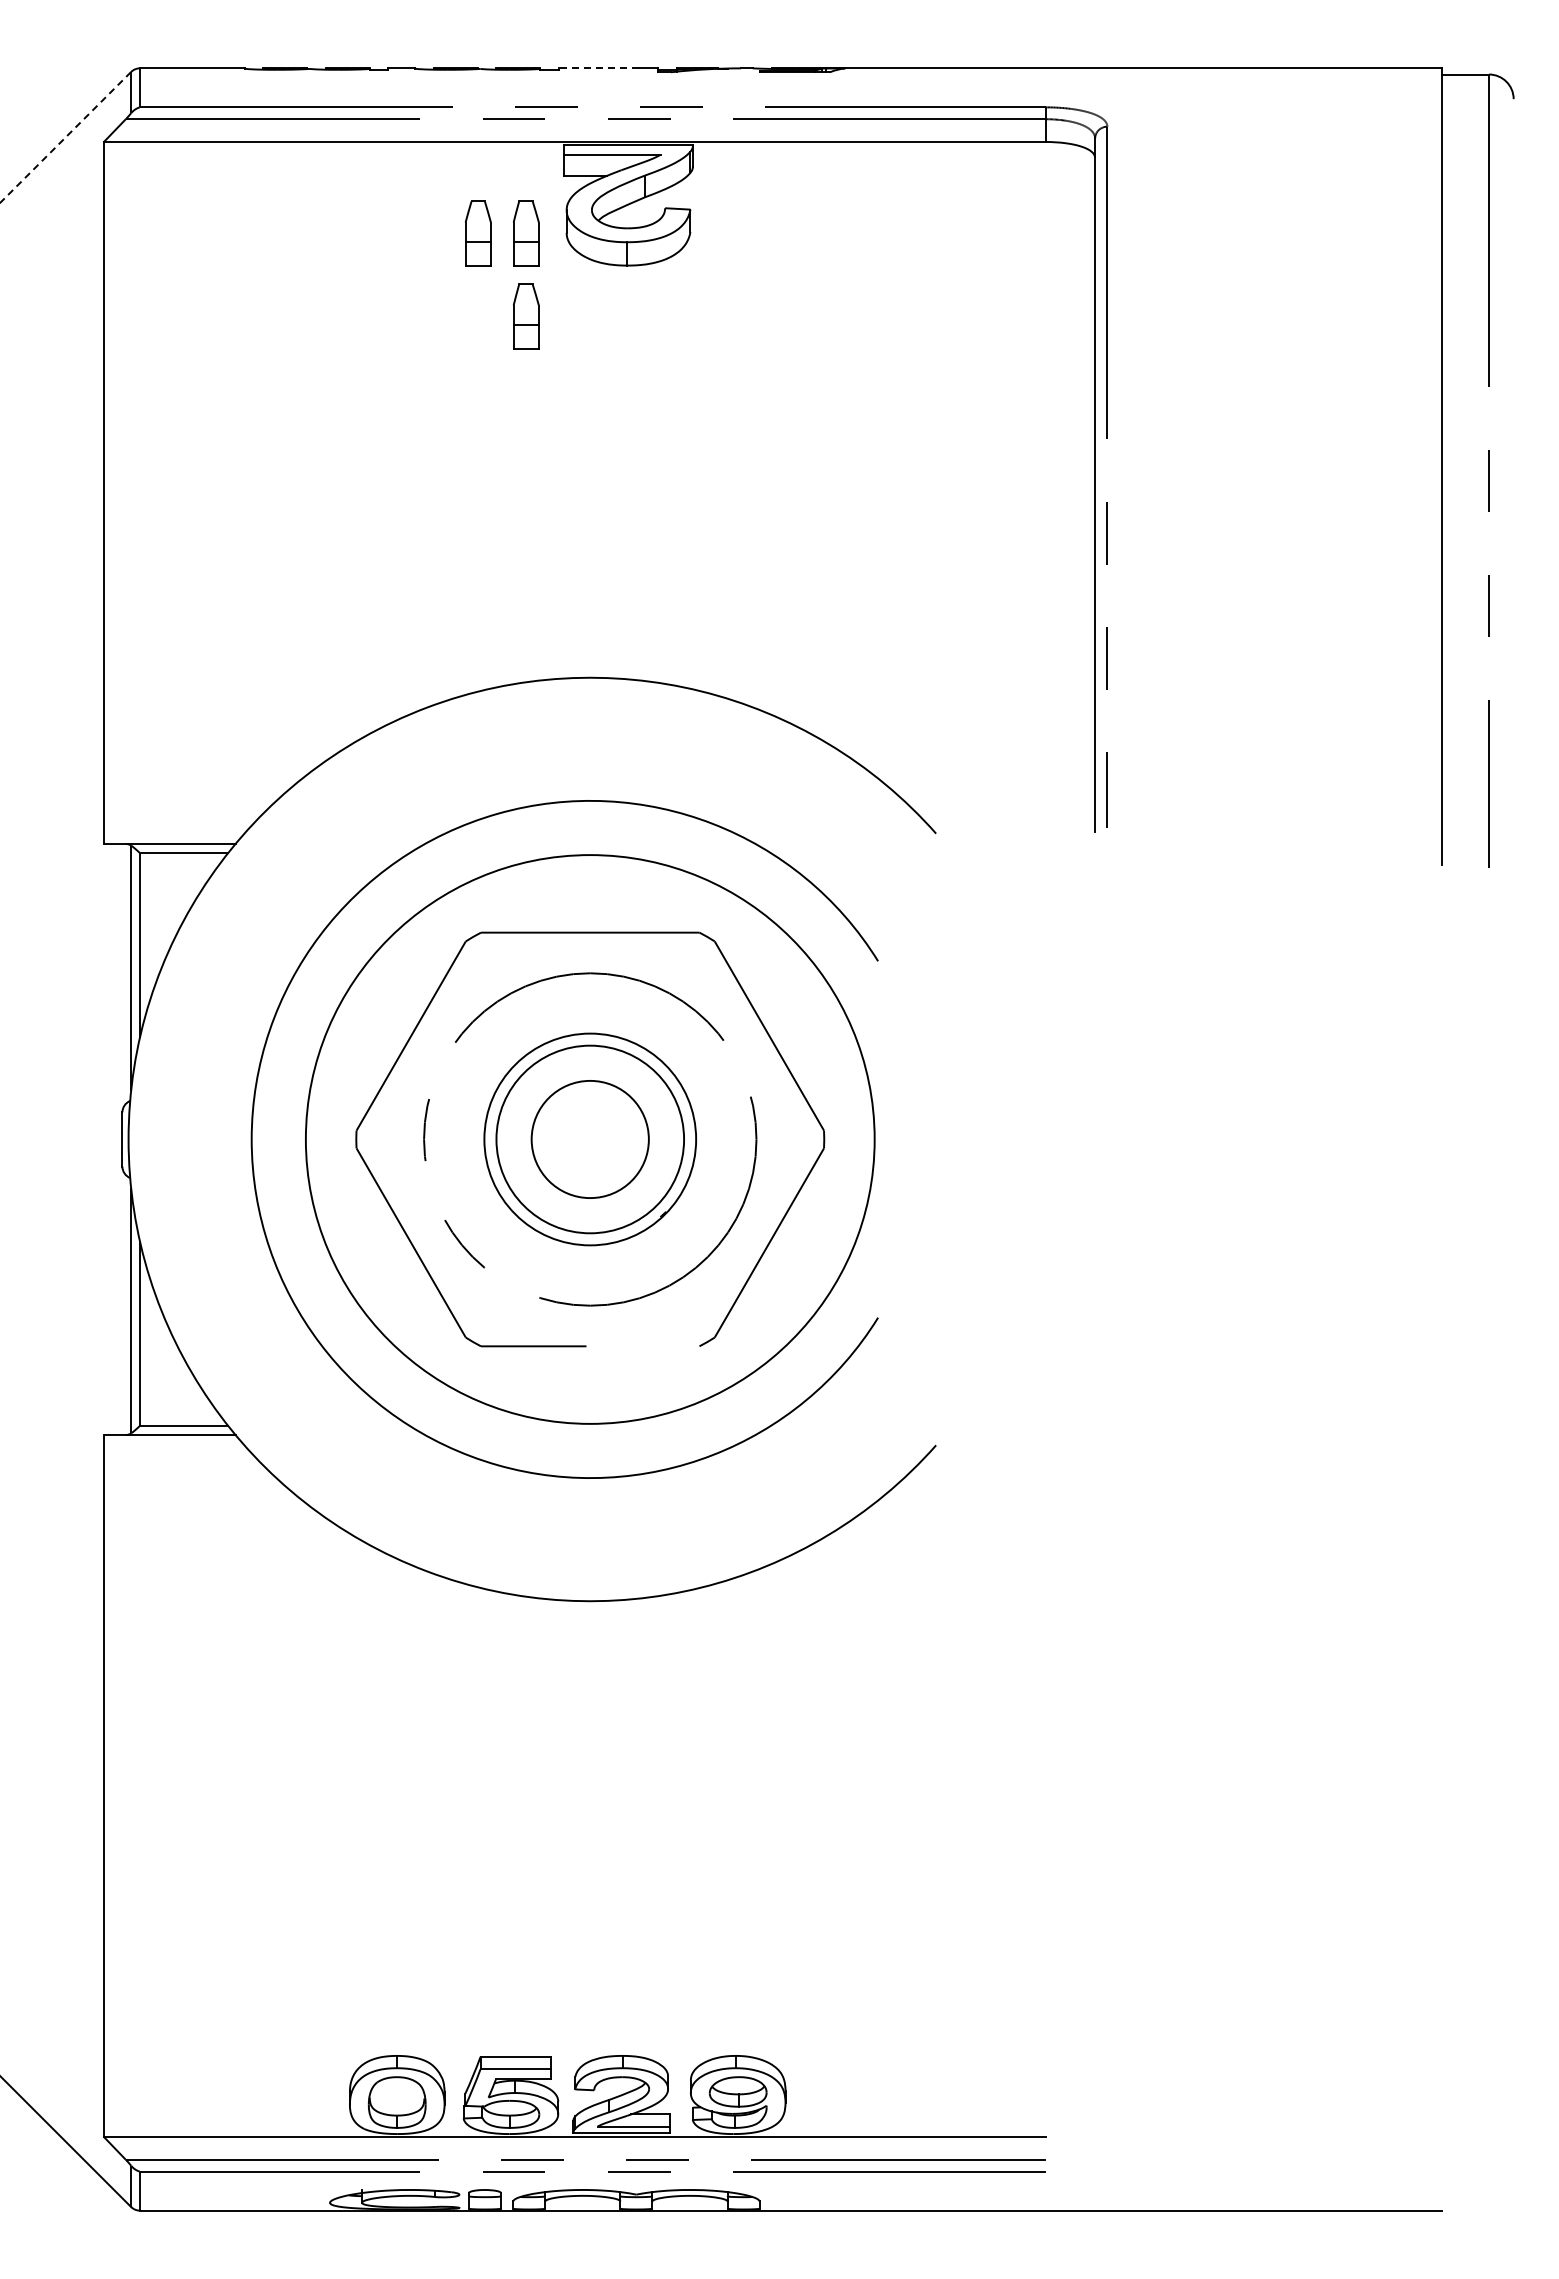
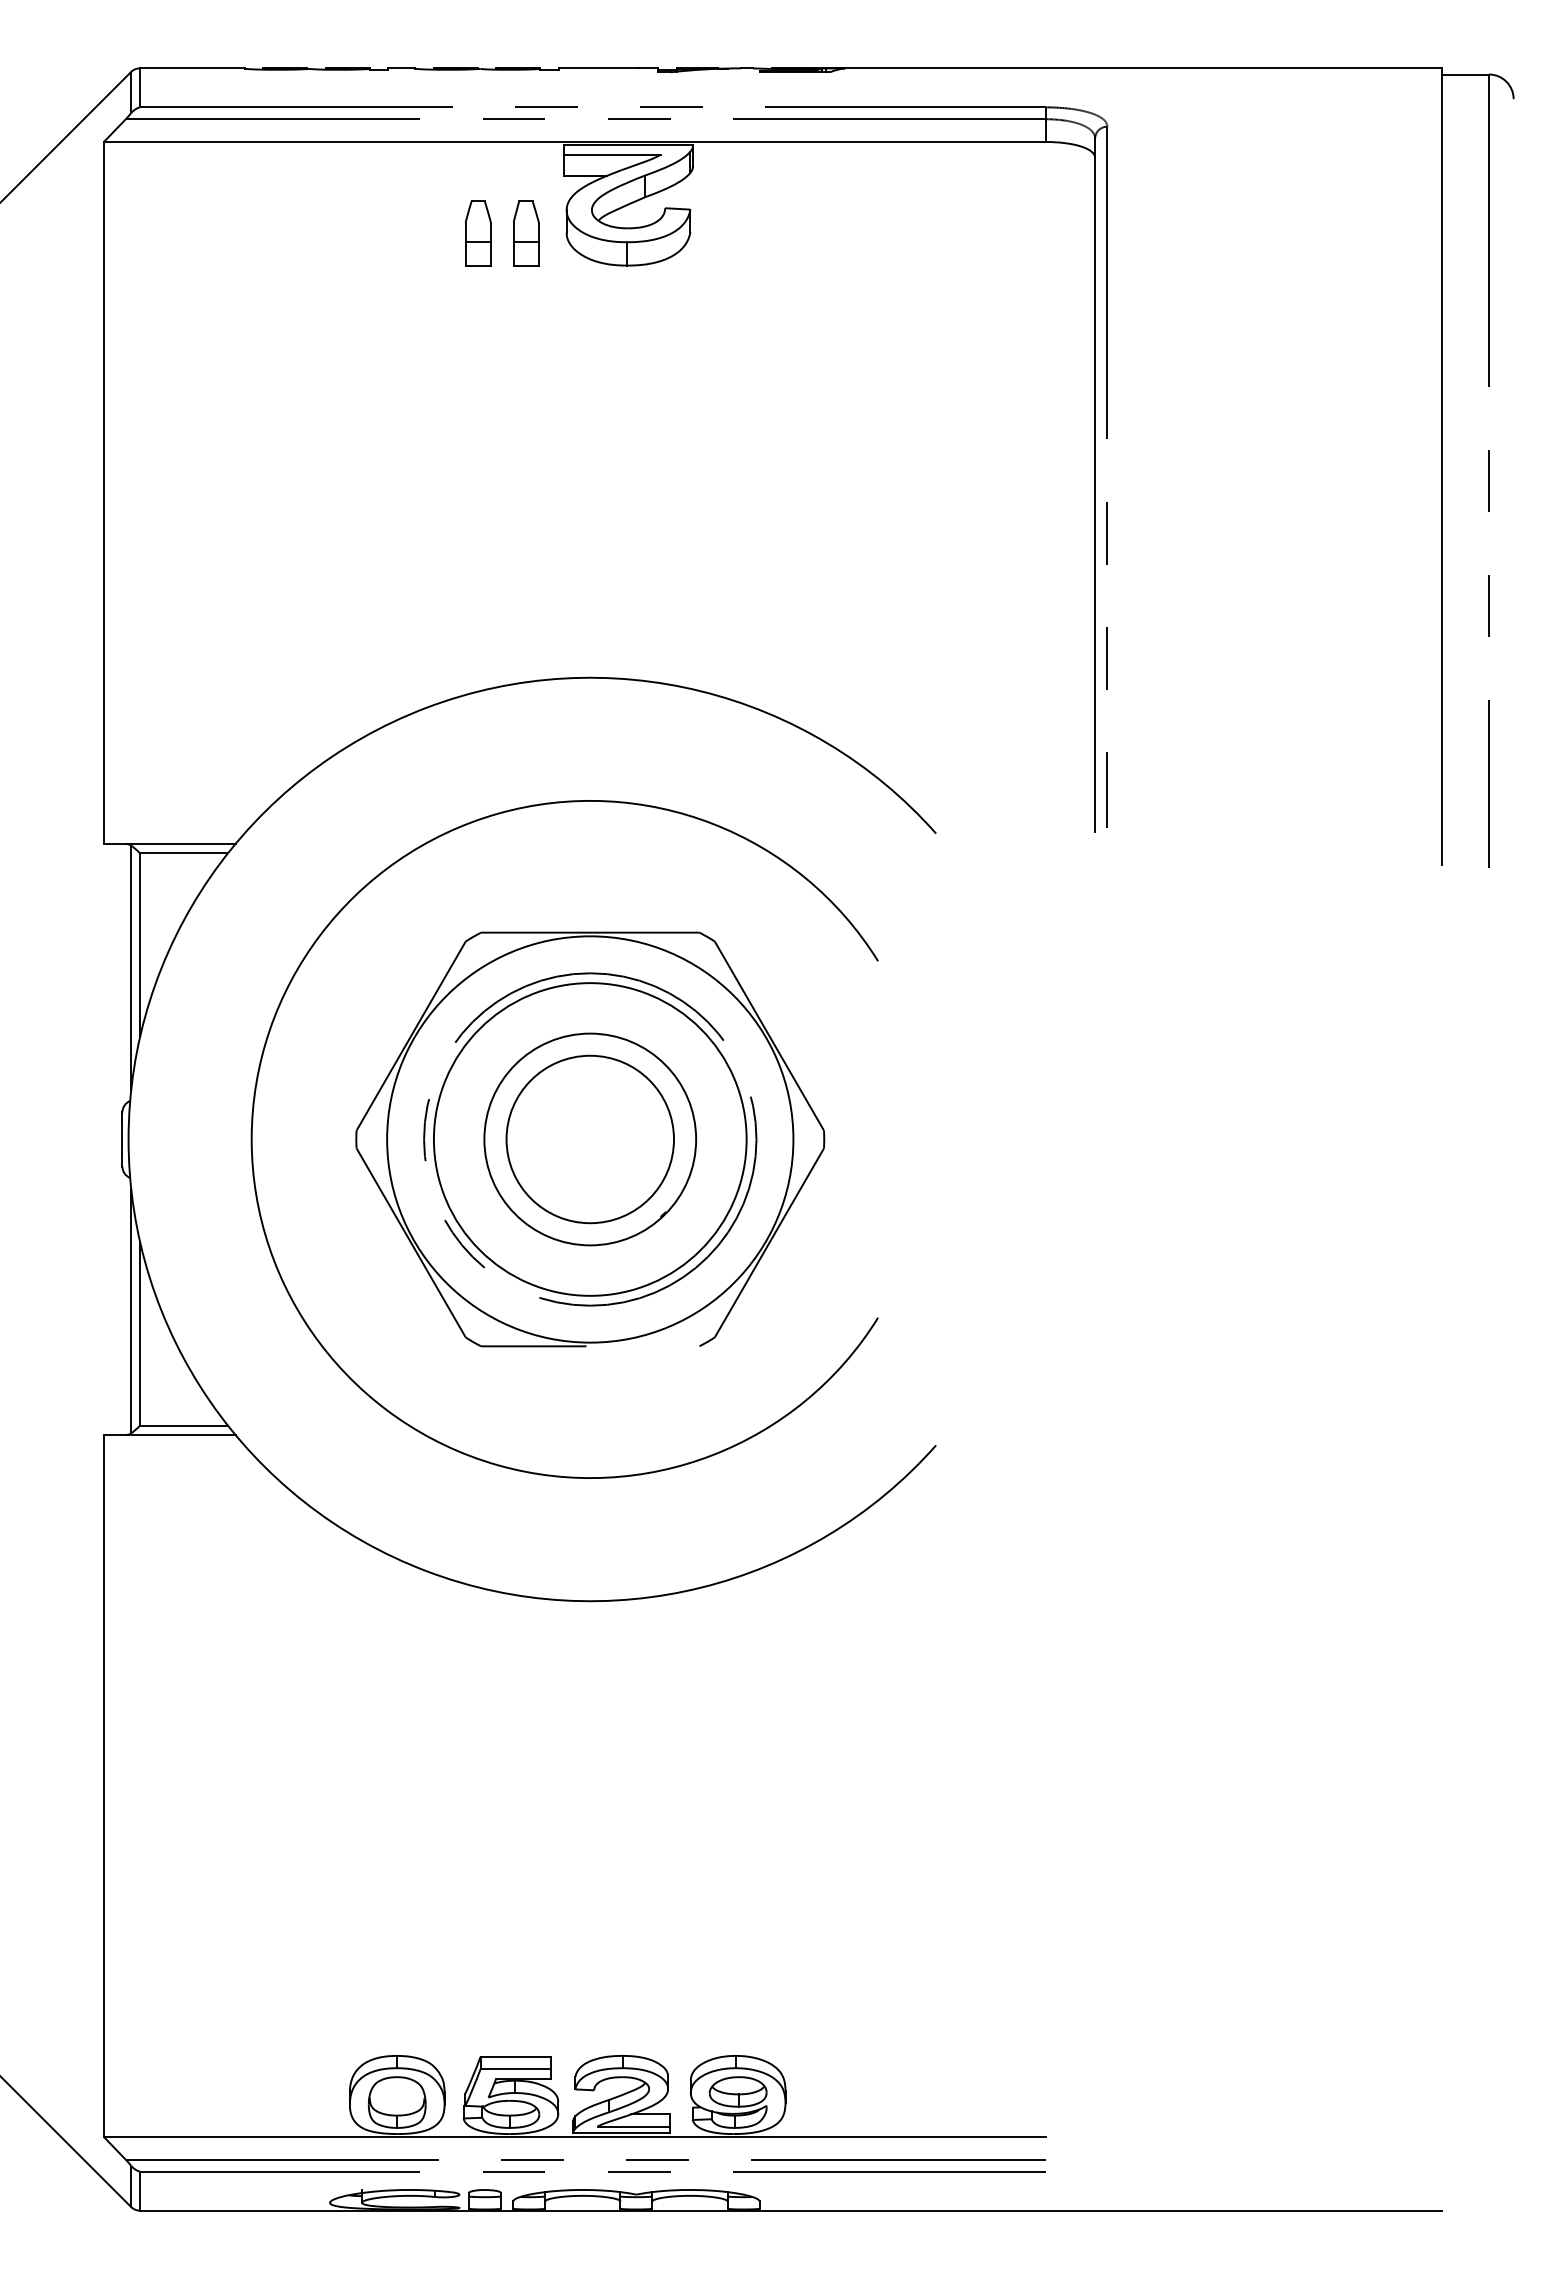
line: dashed -> solid (598, 68)
line: dashed -> solid (65, 137)
part: present -> none (526, 316)
circle diameter: 117 px -> 167 px (590, 1139)
circle diameter: 569 px -> 406 px (590, 1139)
circle diameter: 188 px -> 313 px (589, 1139)
